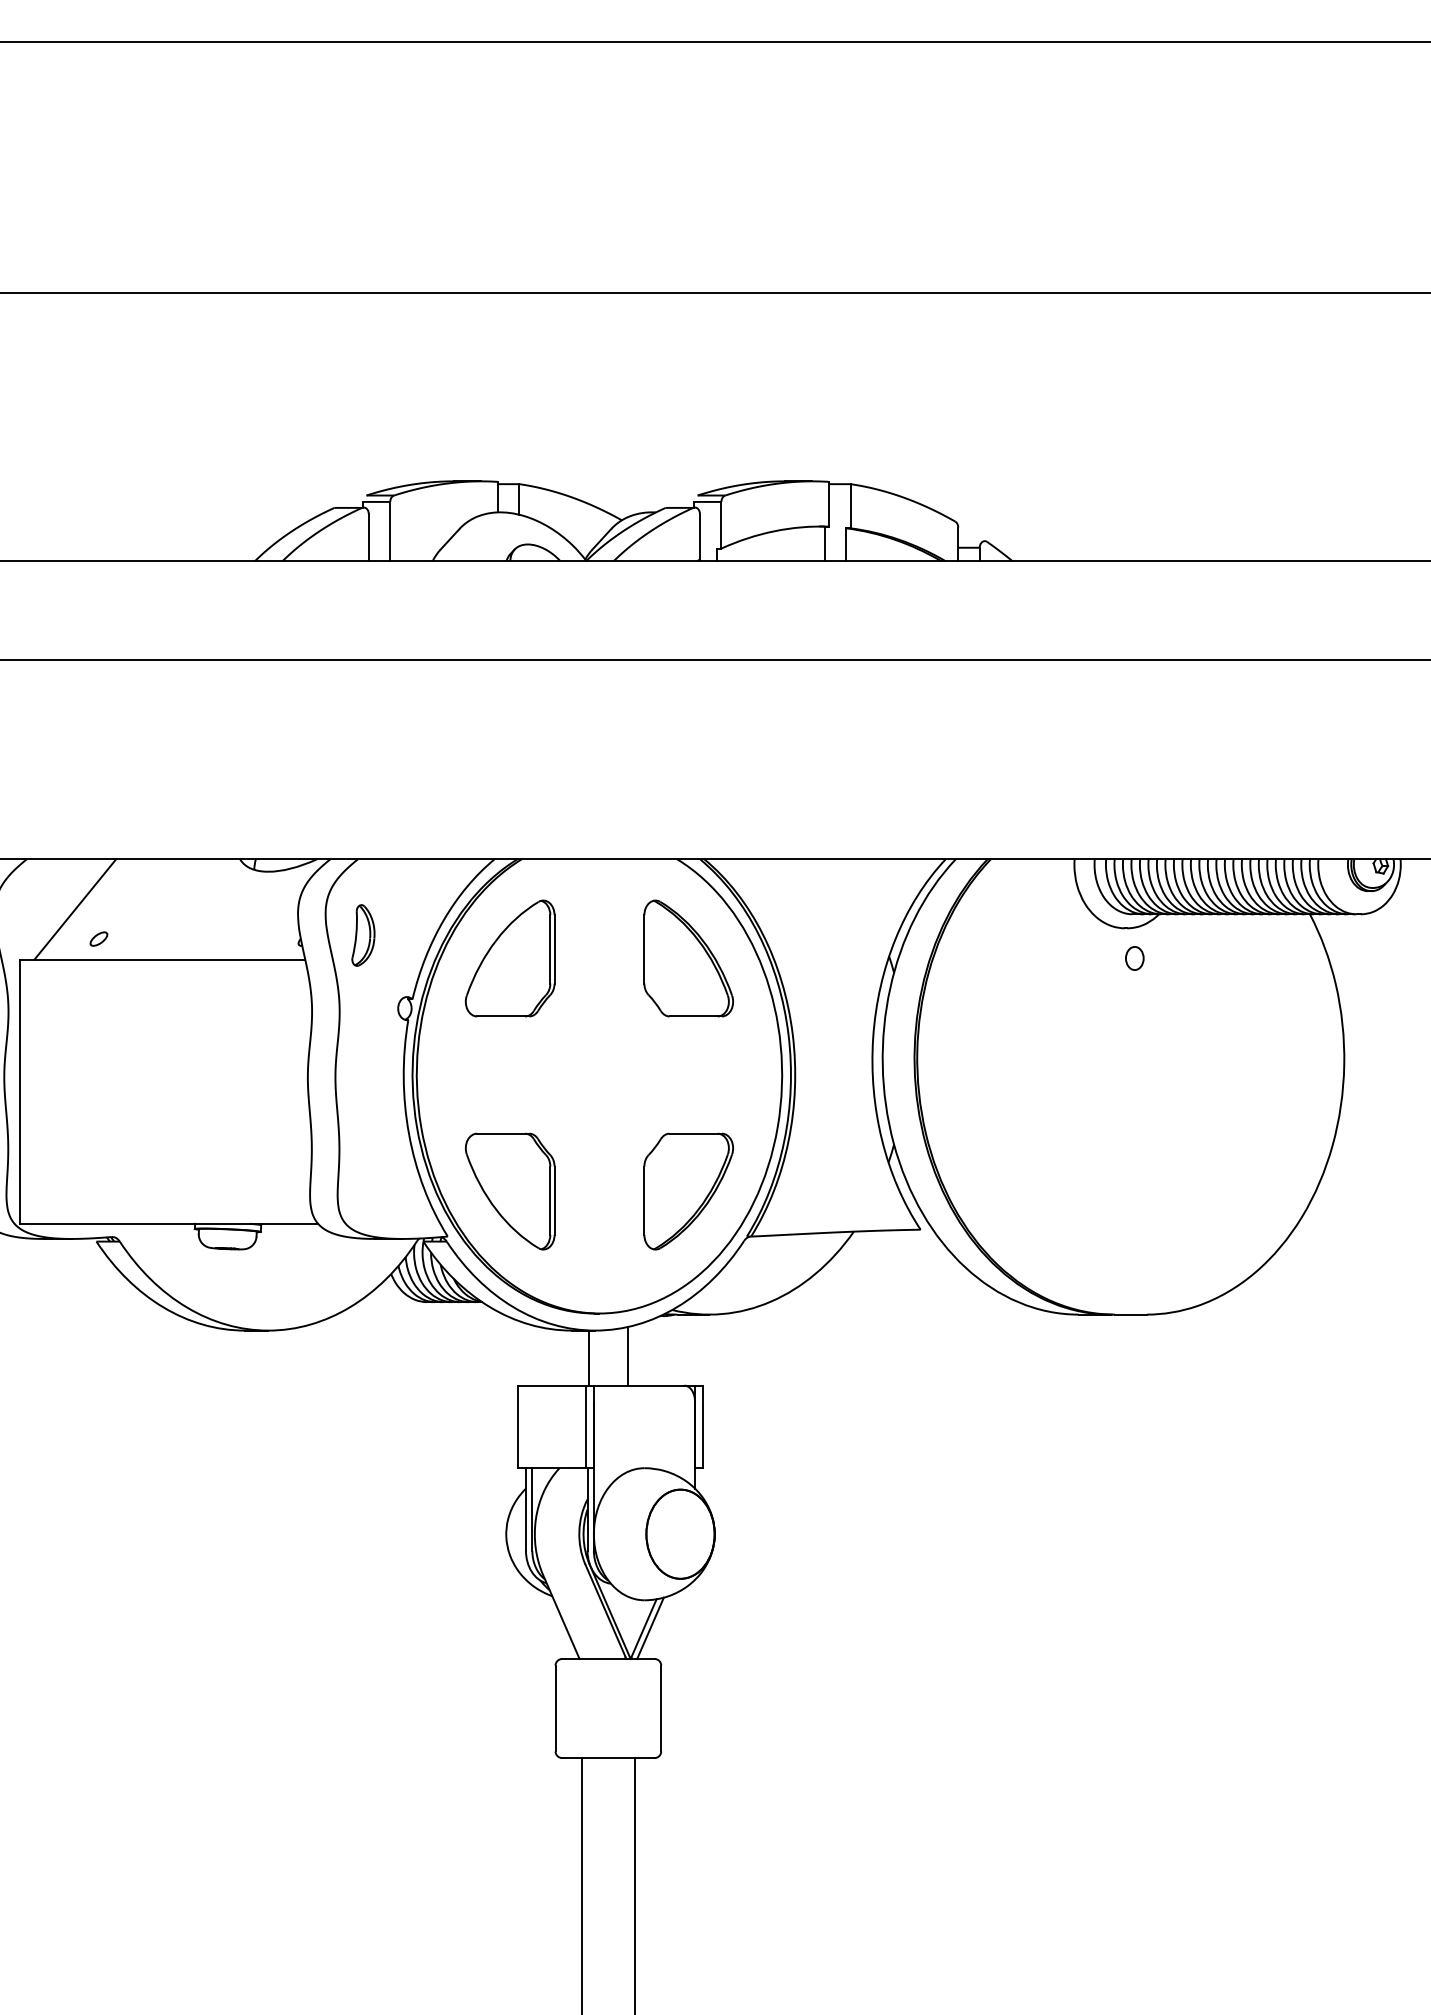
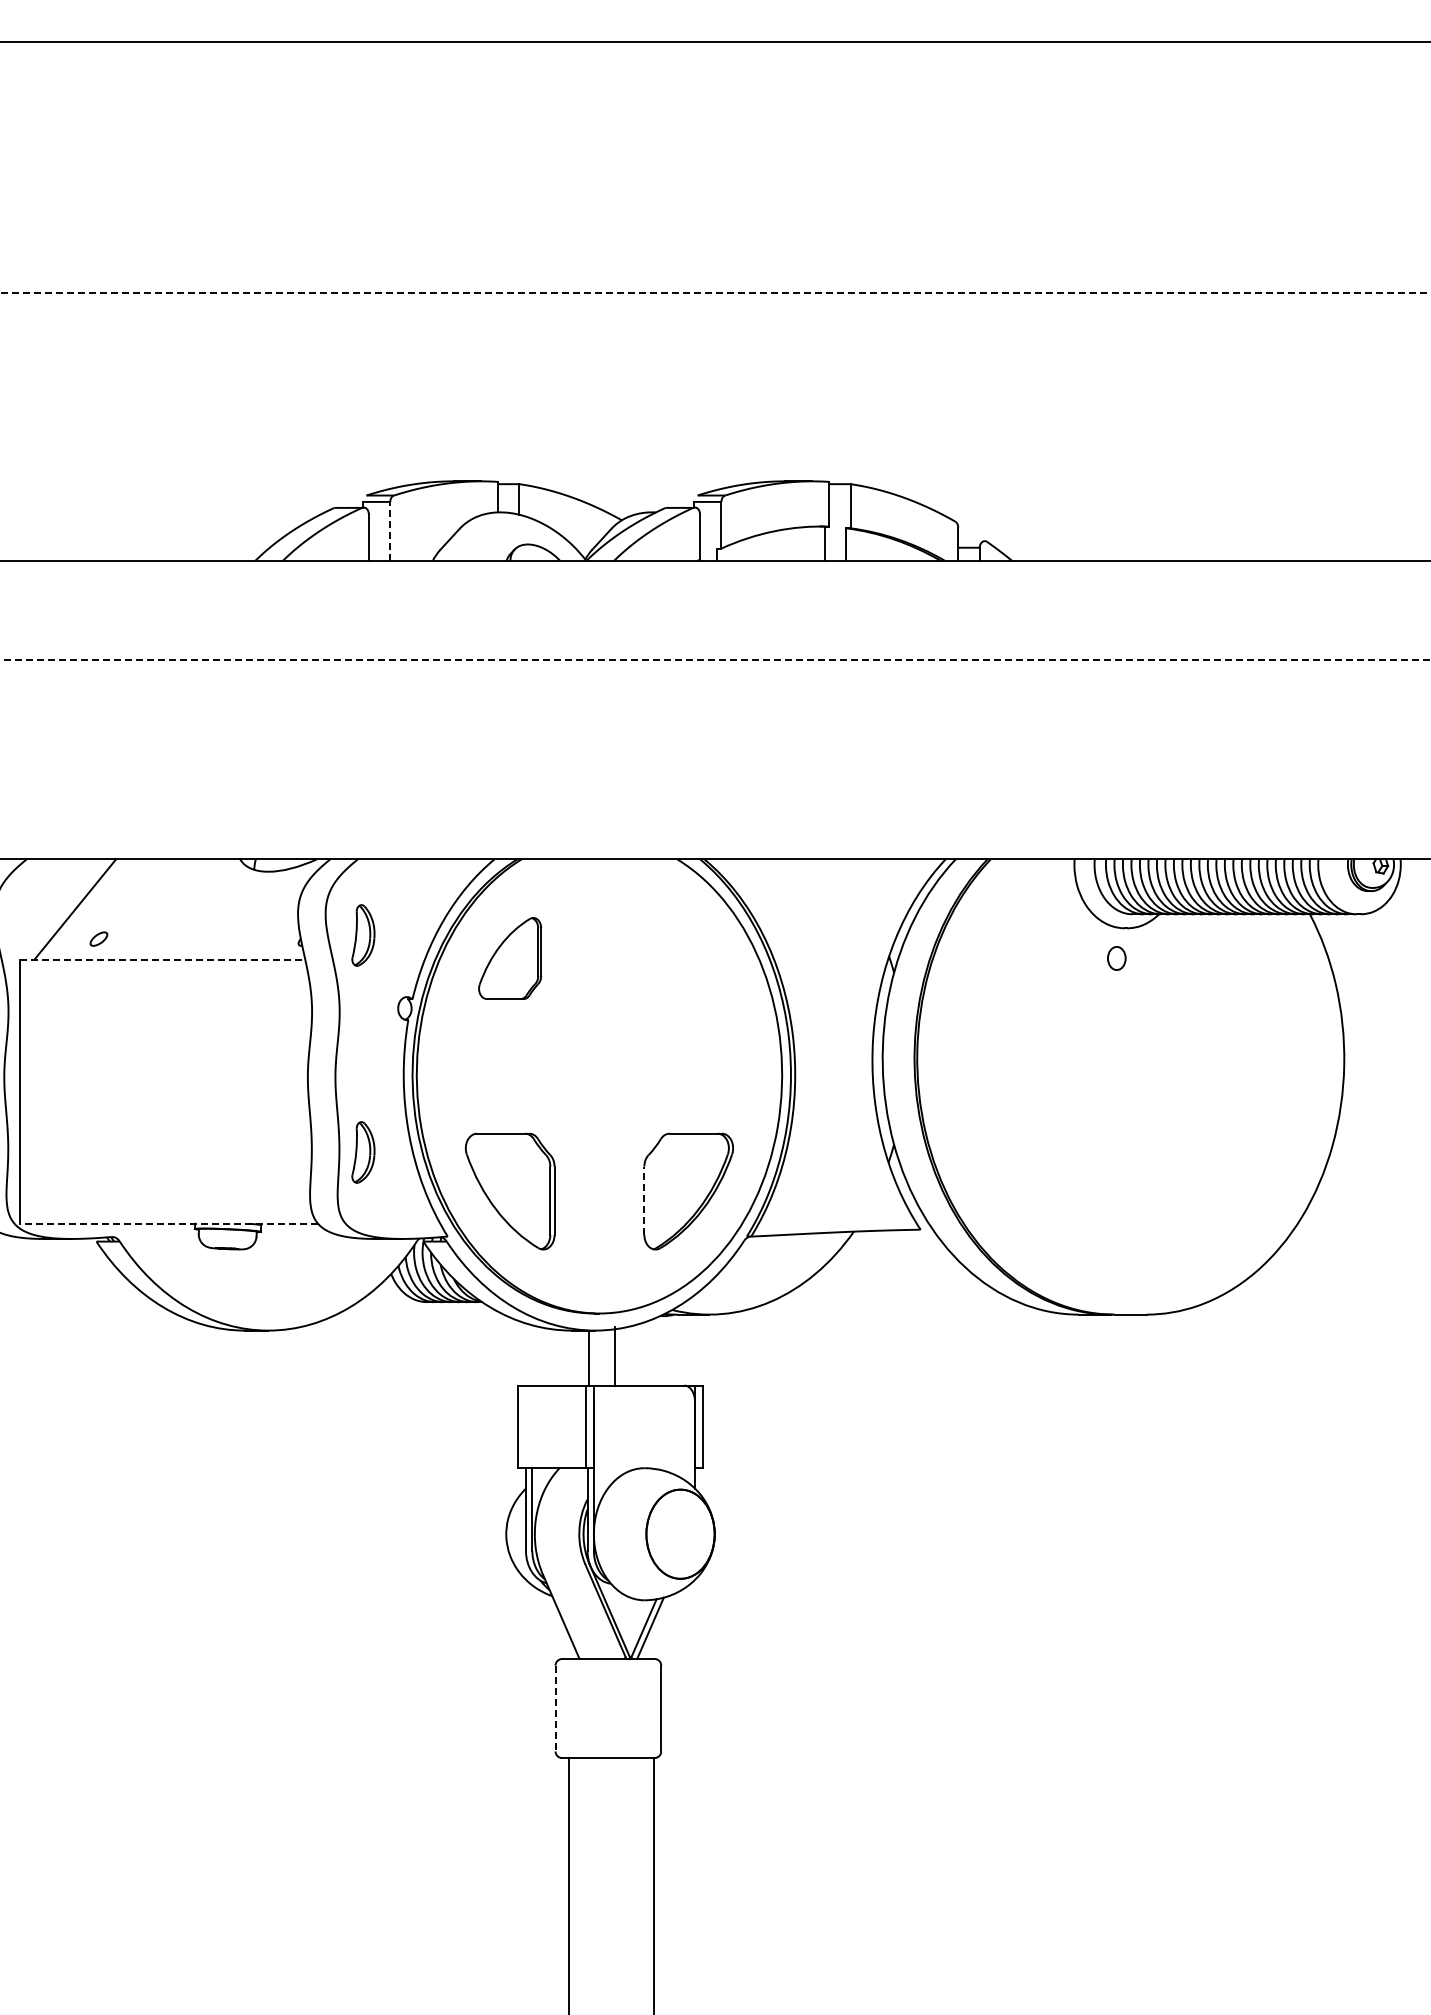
line: solid -> dashed (715, 293)
line: solid -> dashed (390, 531)
line: solid -> dashed (716, 660)
part size: 92x119 px -> 65x83 px (510, 958)
part: present -> none (688, 958)
part position: (1134, 958) -> (1116, 958) (1116, 958)
line: solid -> dashed (162, 959)
part: none -> present (363, 1152)
line: solid -> dashed (644, 1200)
line: solid -> dashed (169, 1223)
line position: (628, 1355) -> (615, 1355) (615, 1355)
line: solid -> dashed (555, 1708)
line position: (581, 1884) -> (568, 1884) (568, 1884)
line position: (634, 1884) -> (653, 1884) (653, 1884)
